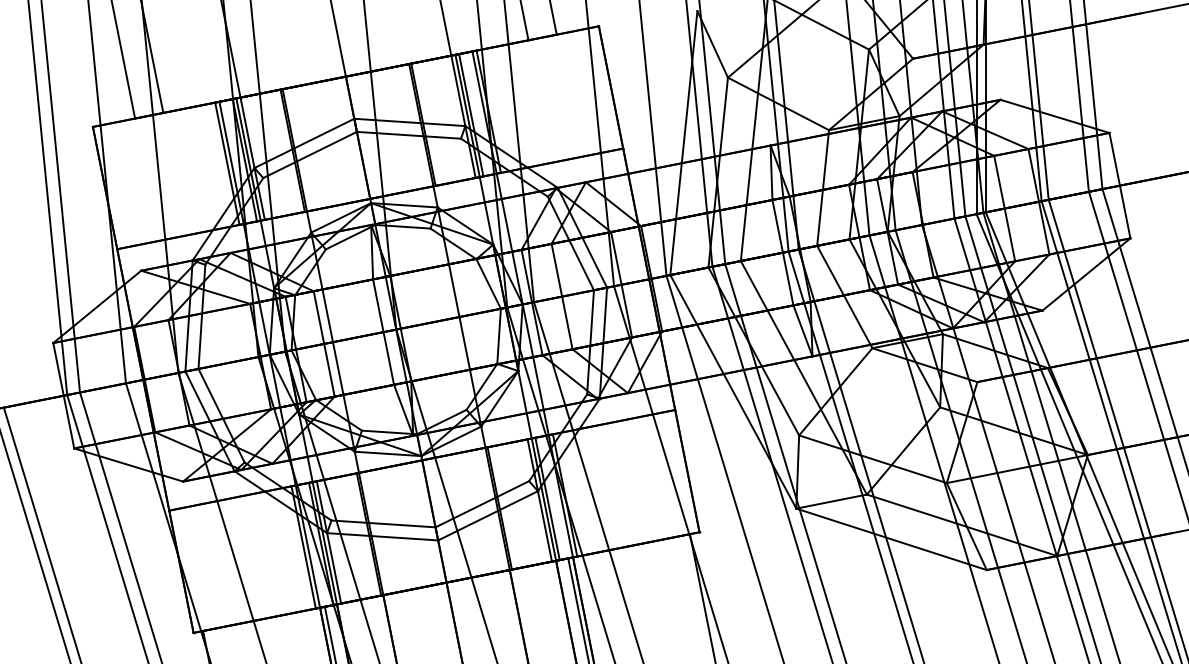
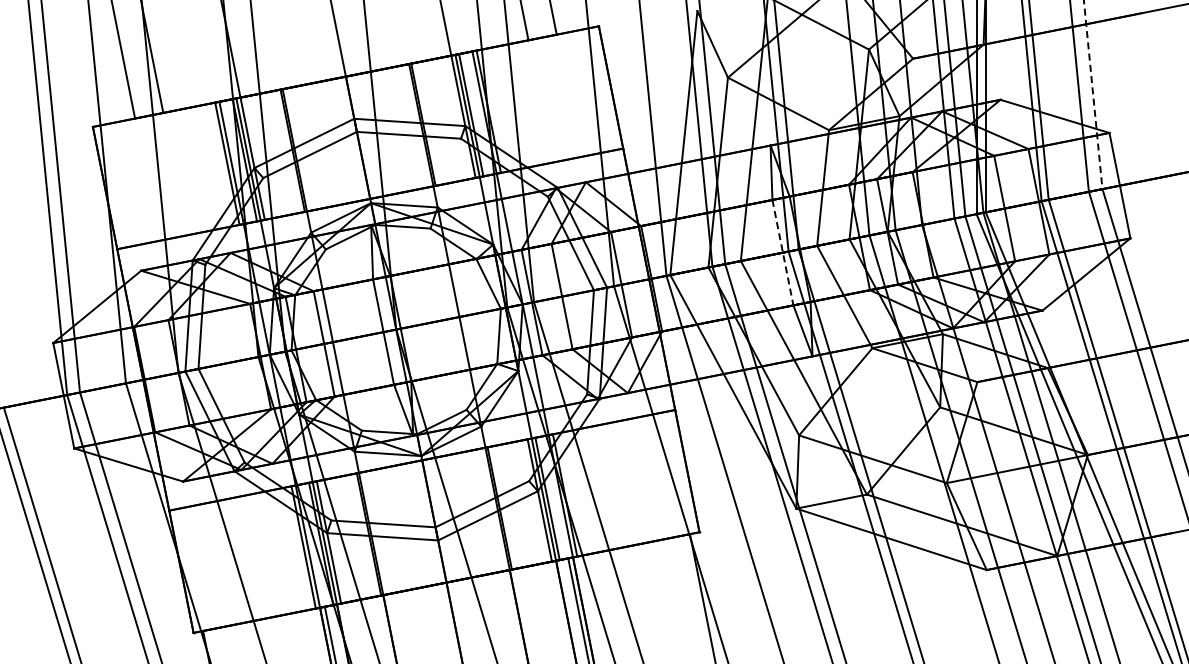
line: solid -> dashed (1093, 94)
line: solid -> dashed (782, 252)
